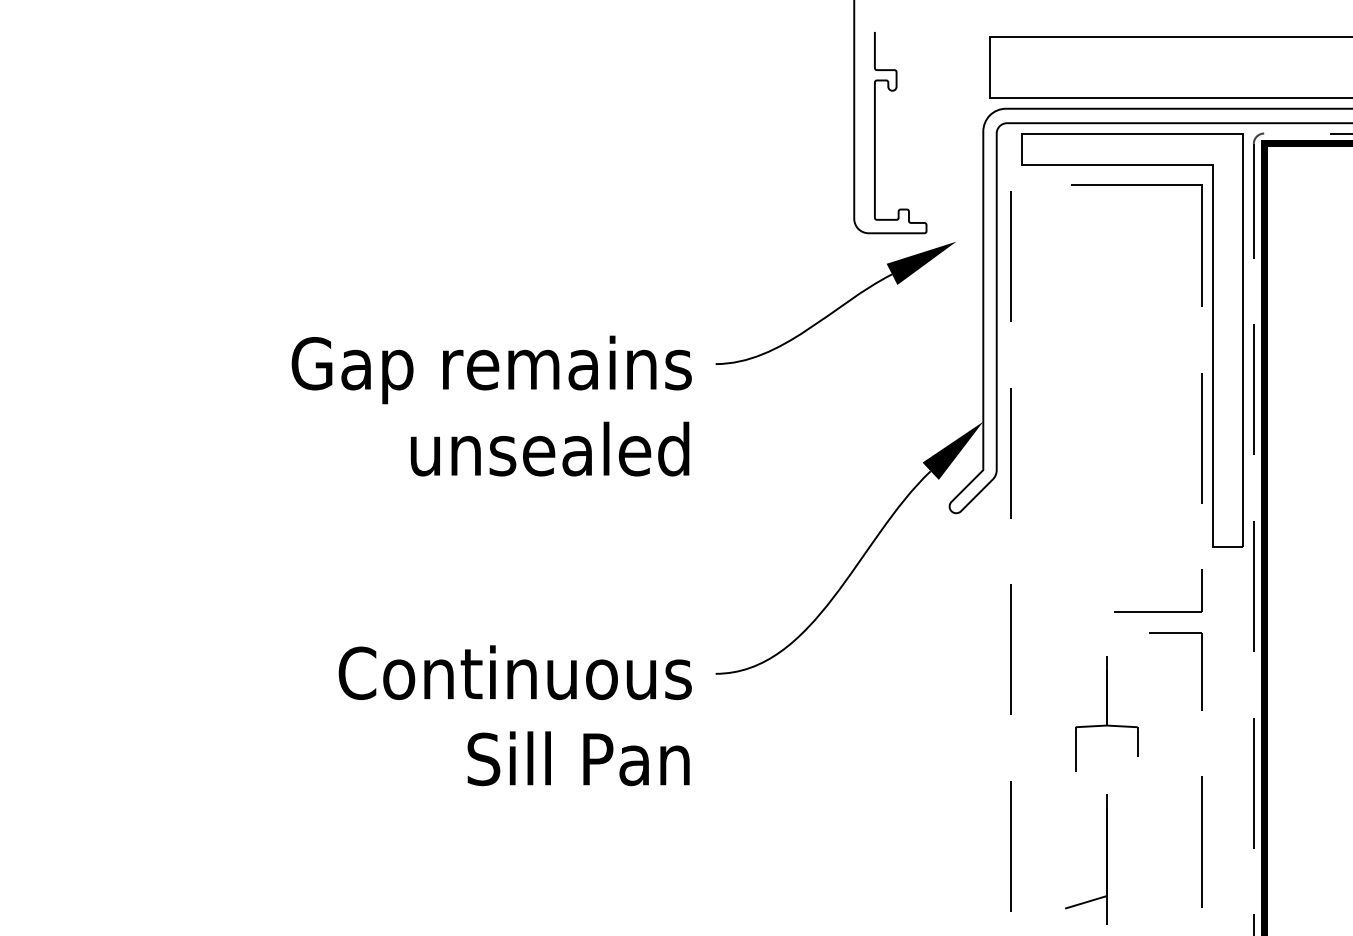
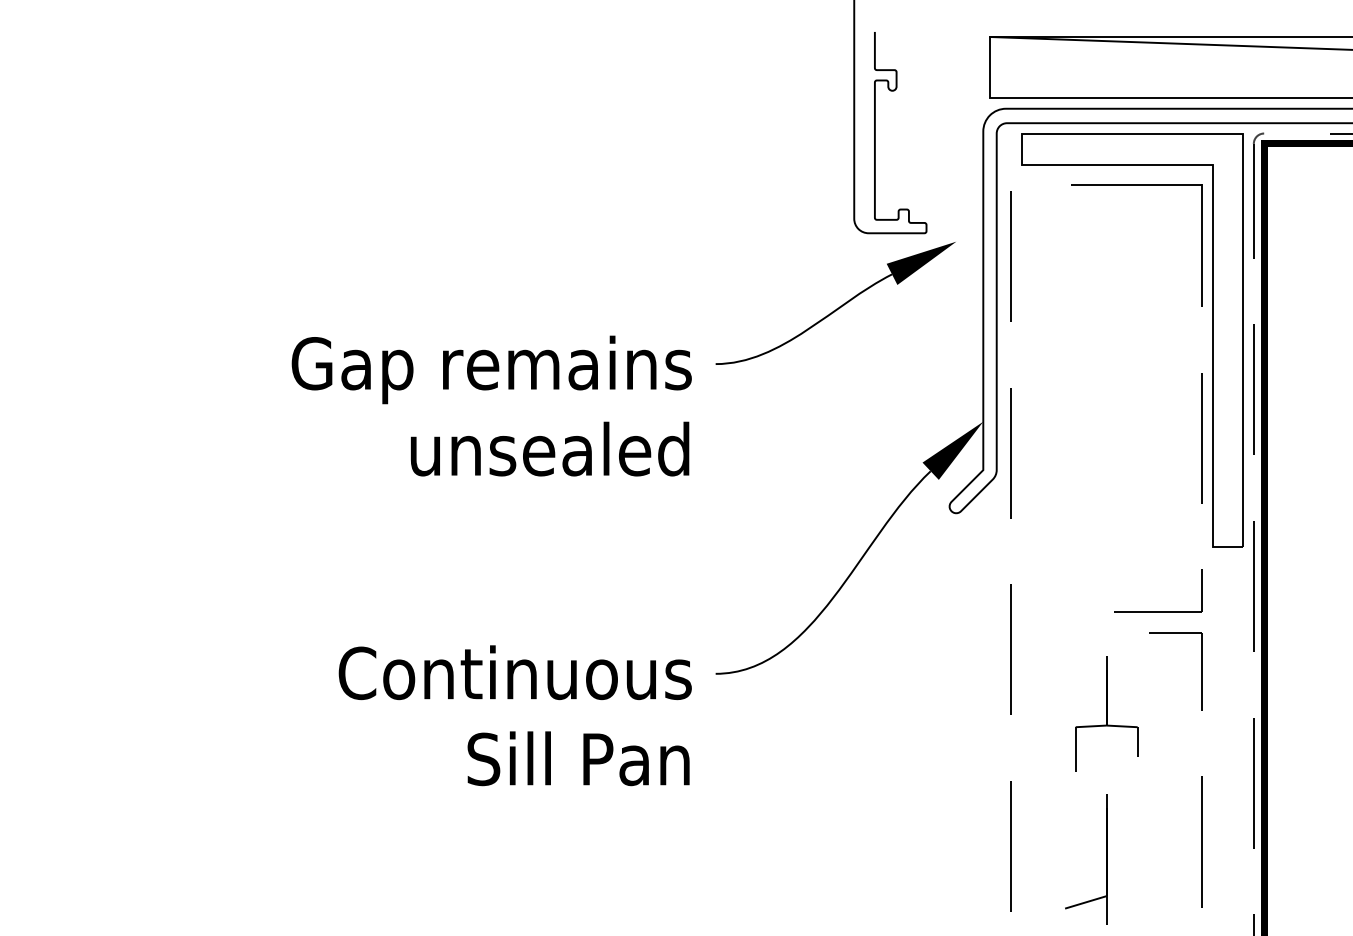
line: none -> present (1169, 43)
